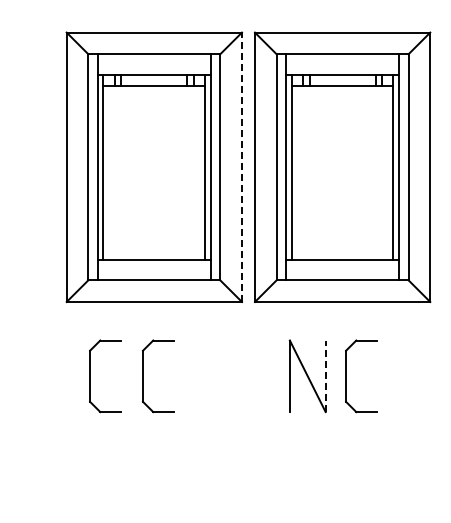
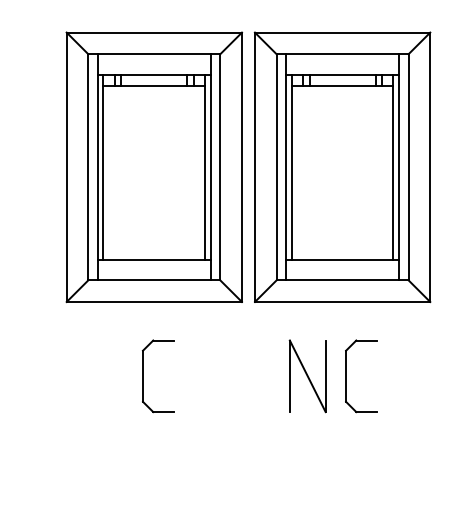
line: dashed -> solid (241, 167)
part: present -> none (90, 376)
line: dashed -> solid (325, 376)
